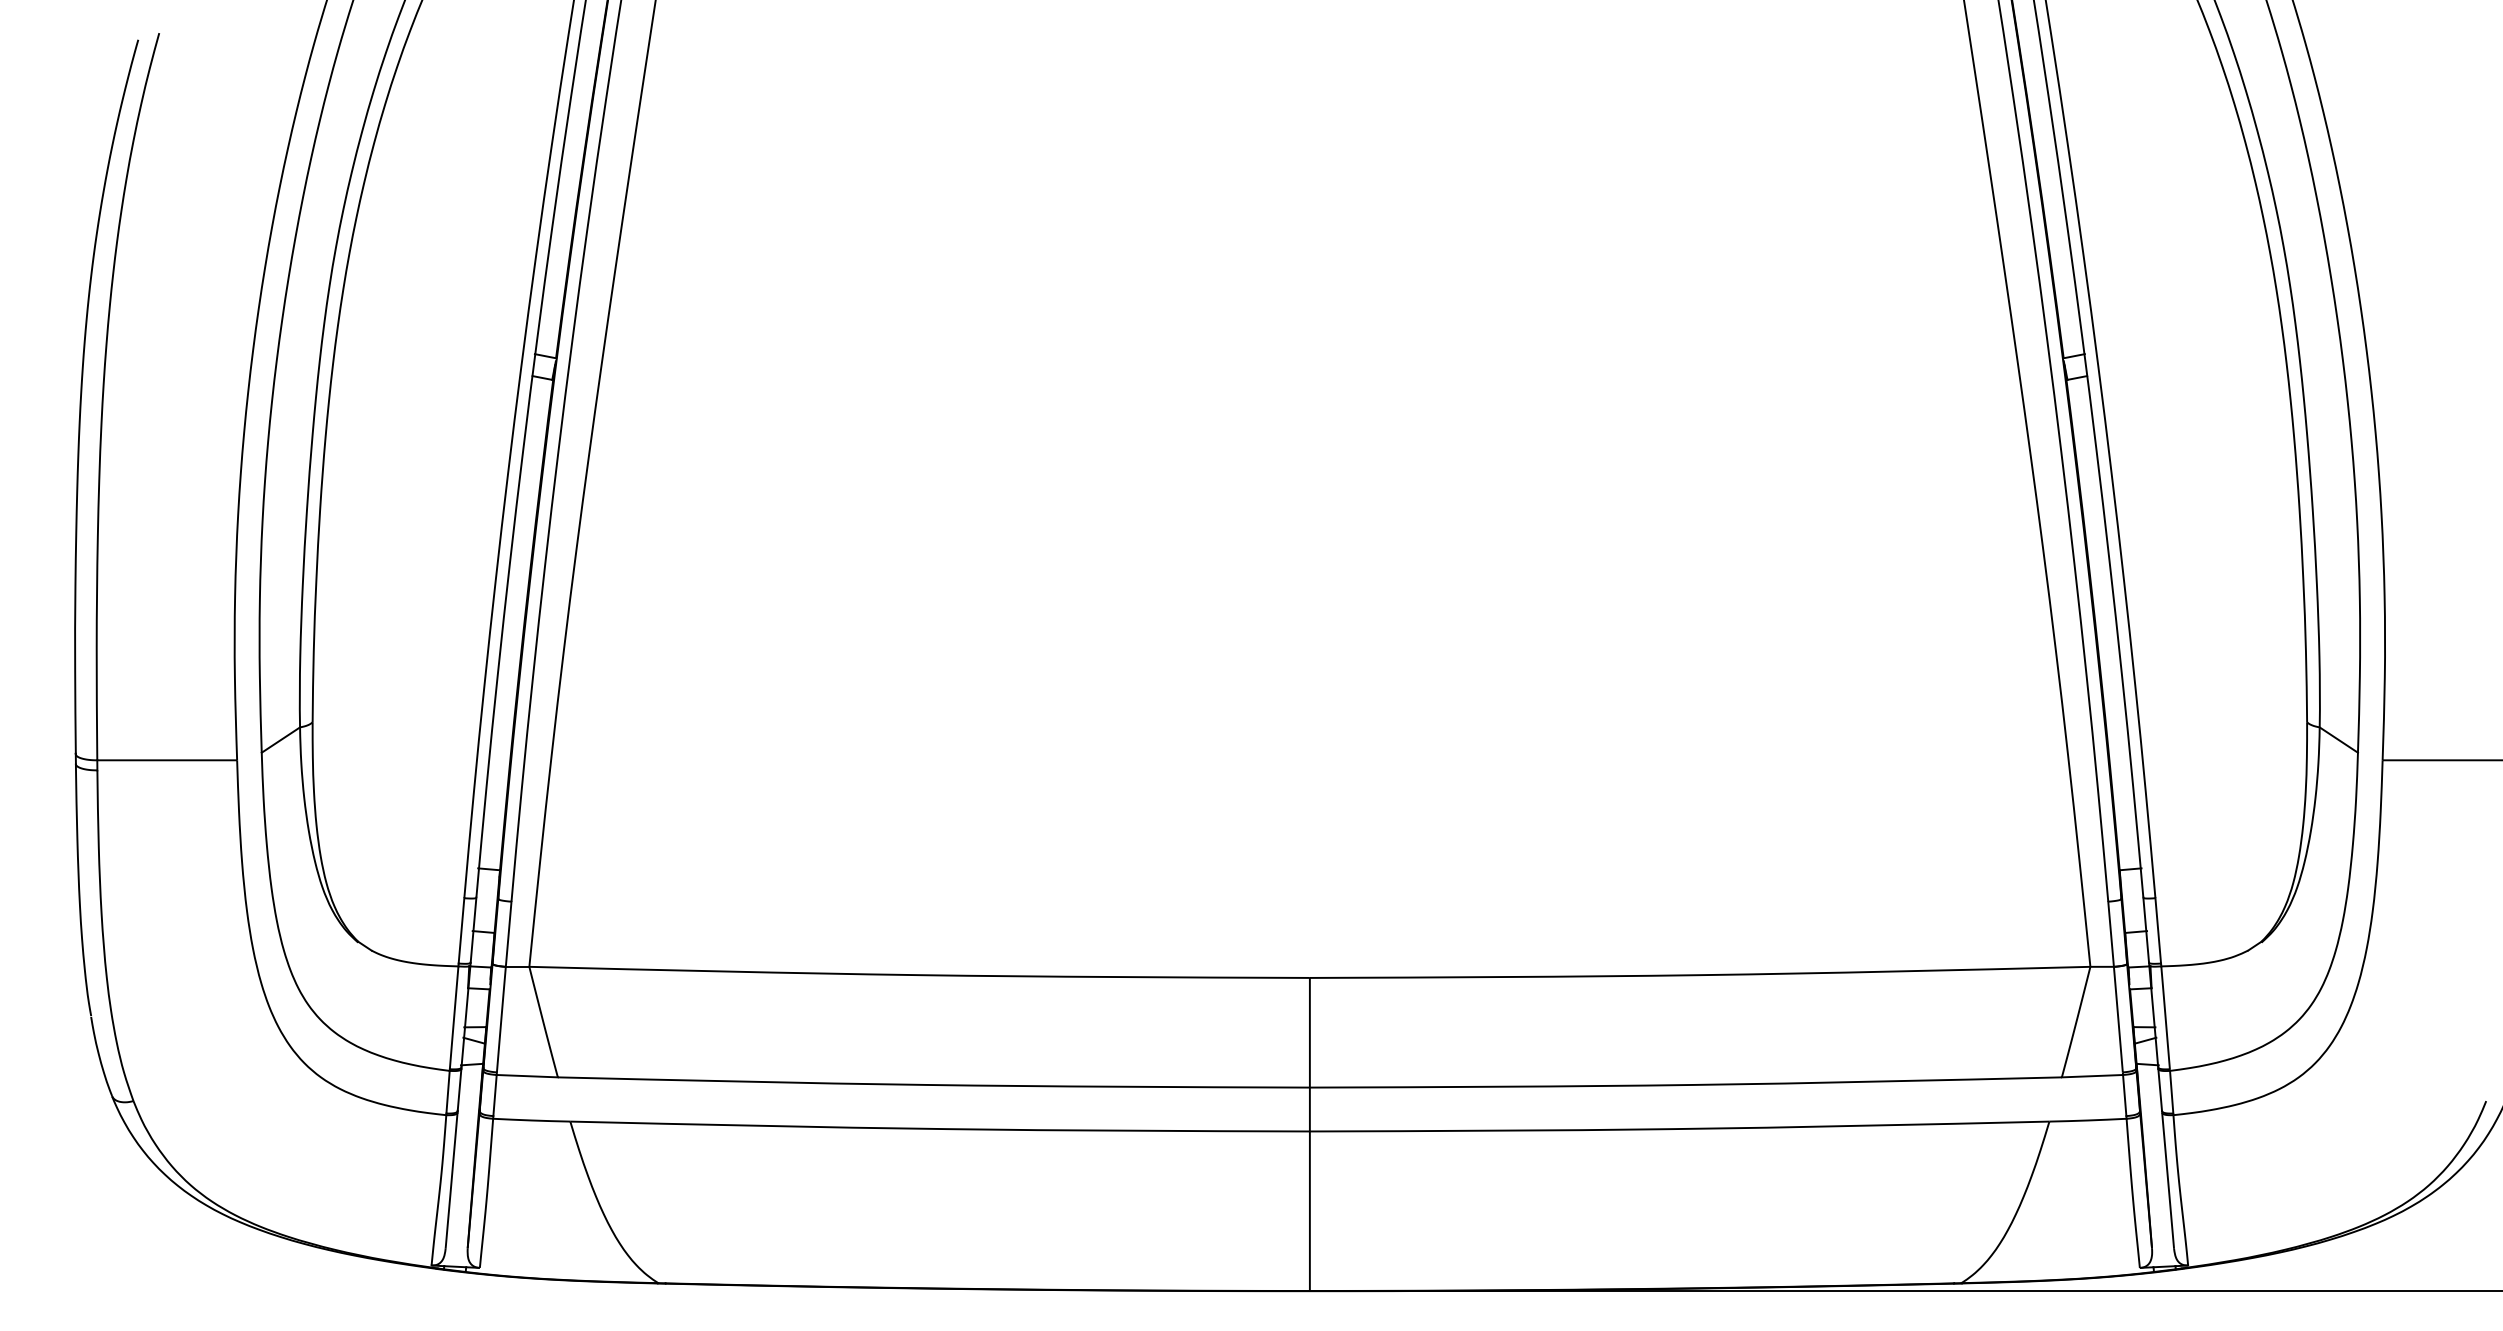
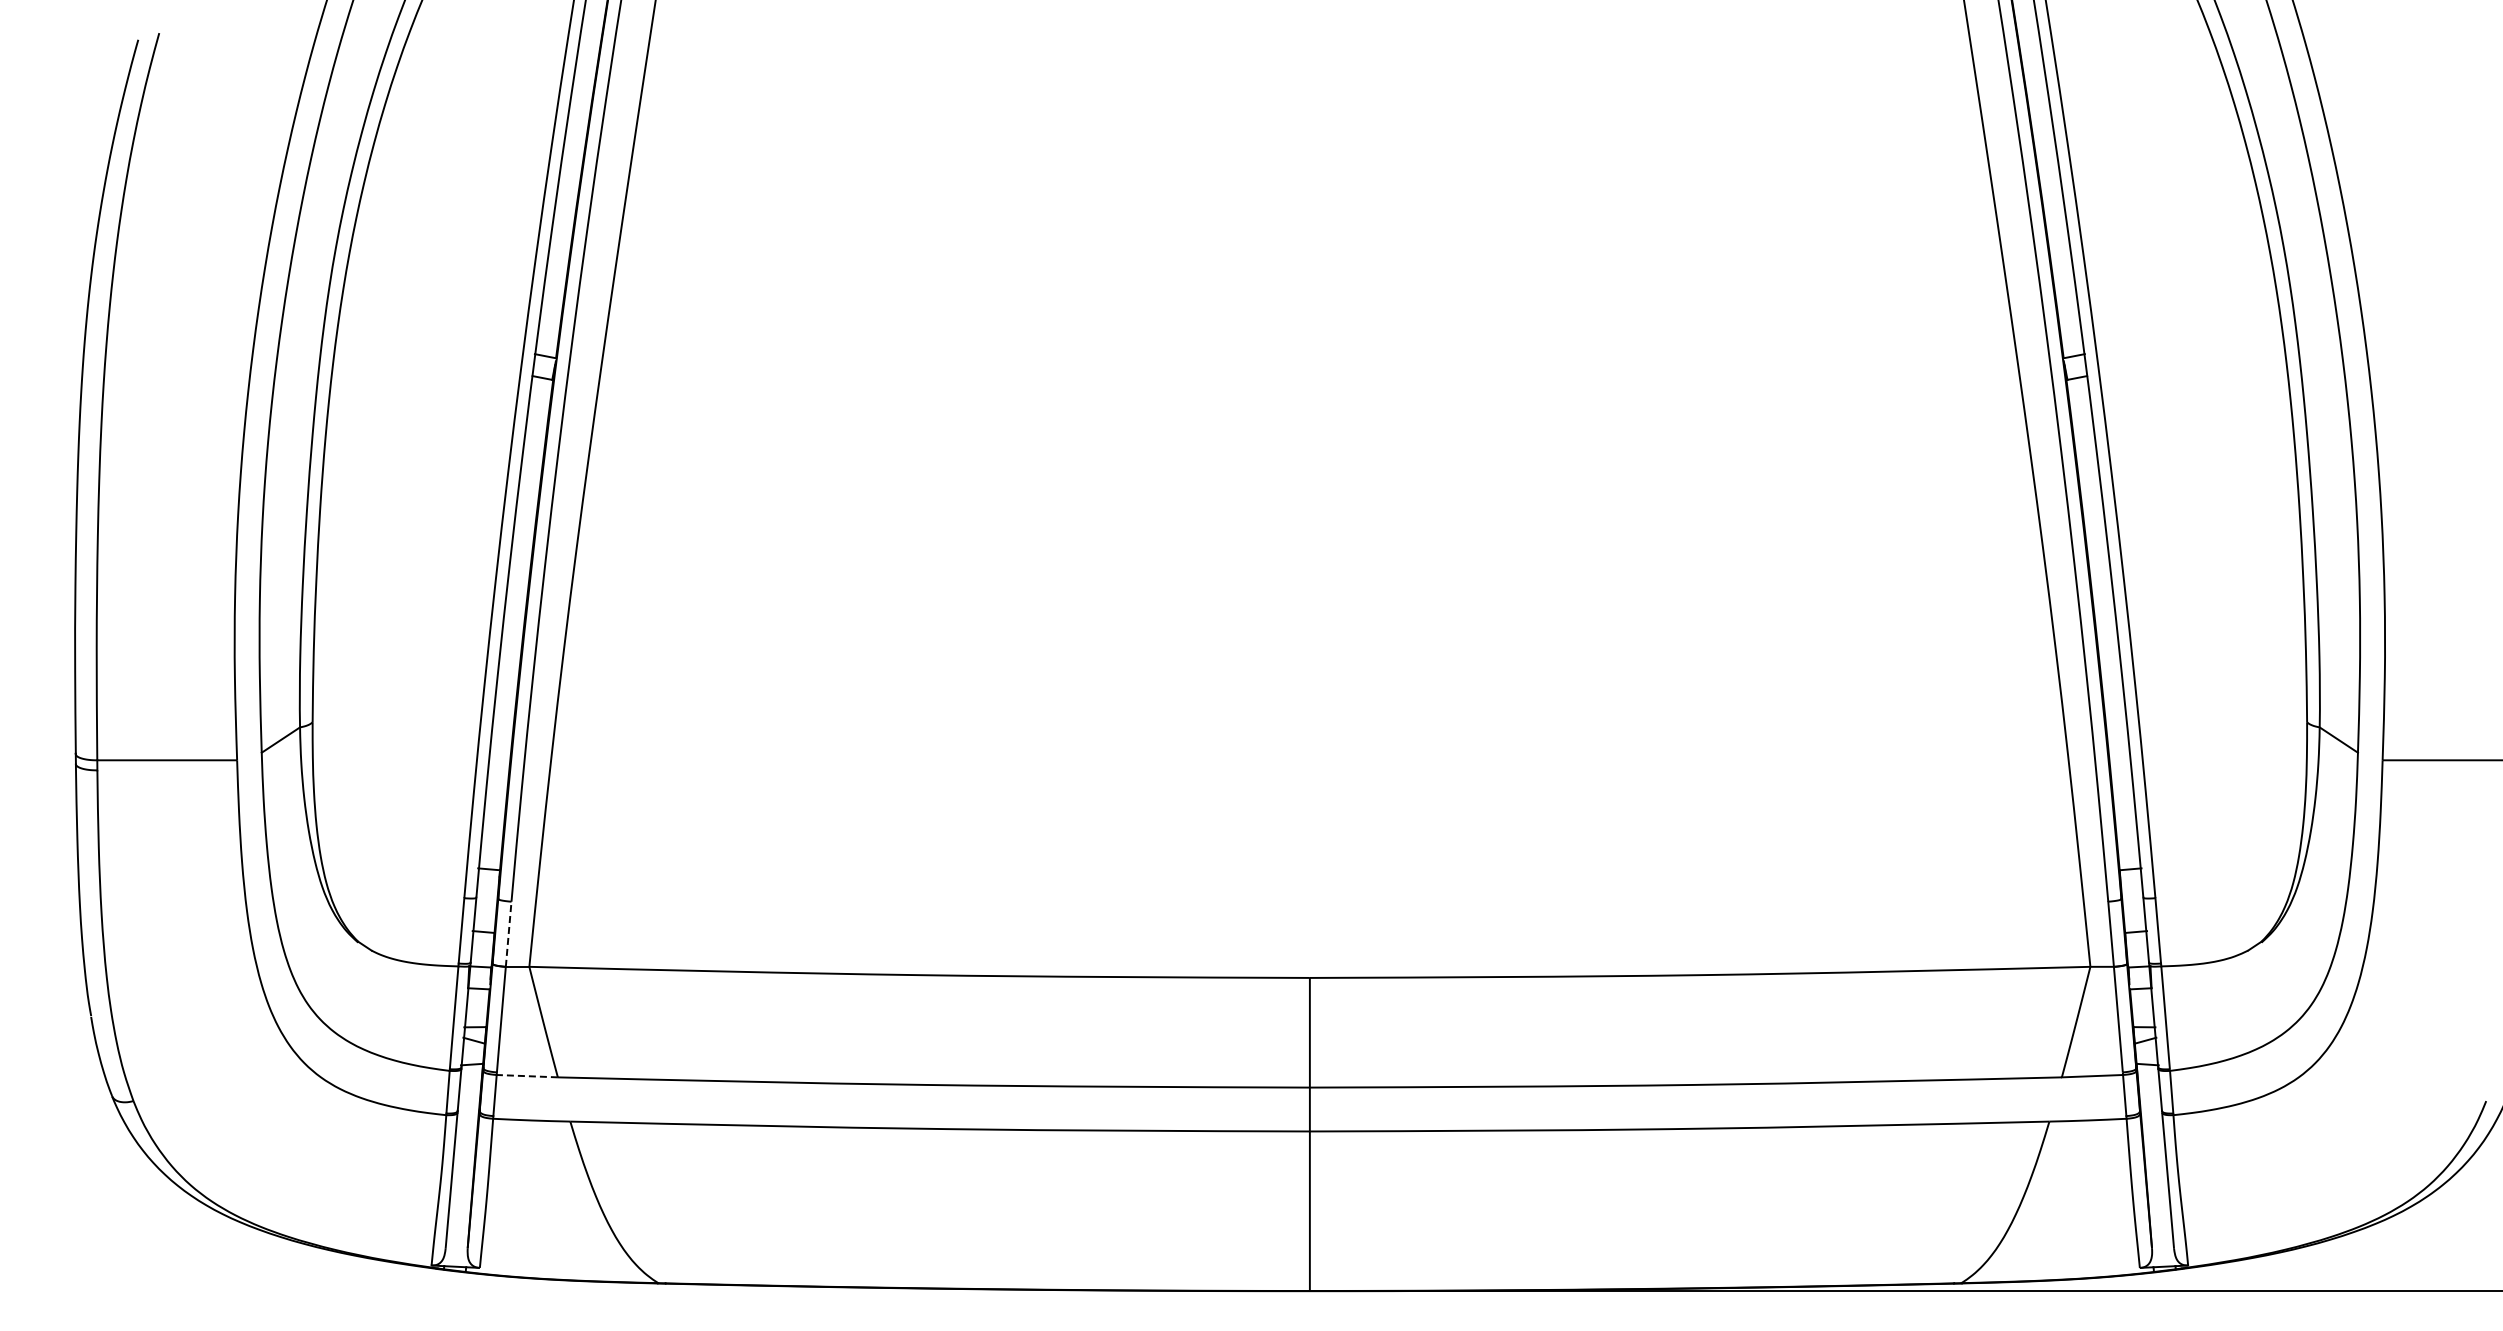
line: solid -> dashed (508, 934)
line: solid -> dashed (527, 1076)
